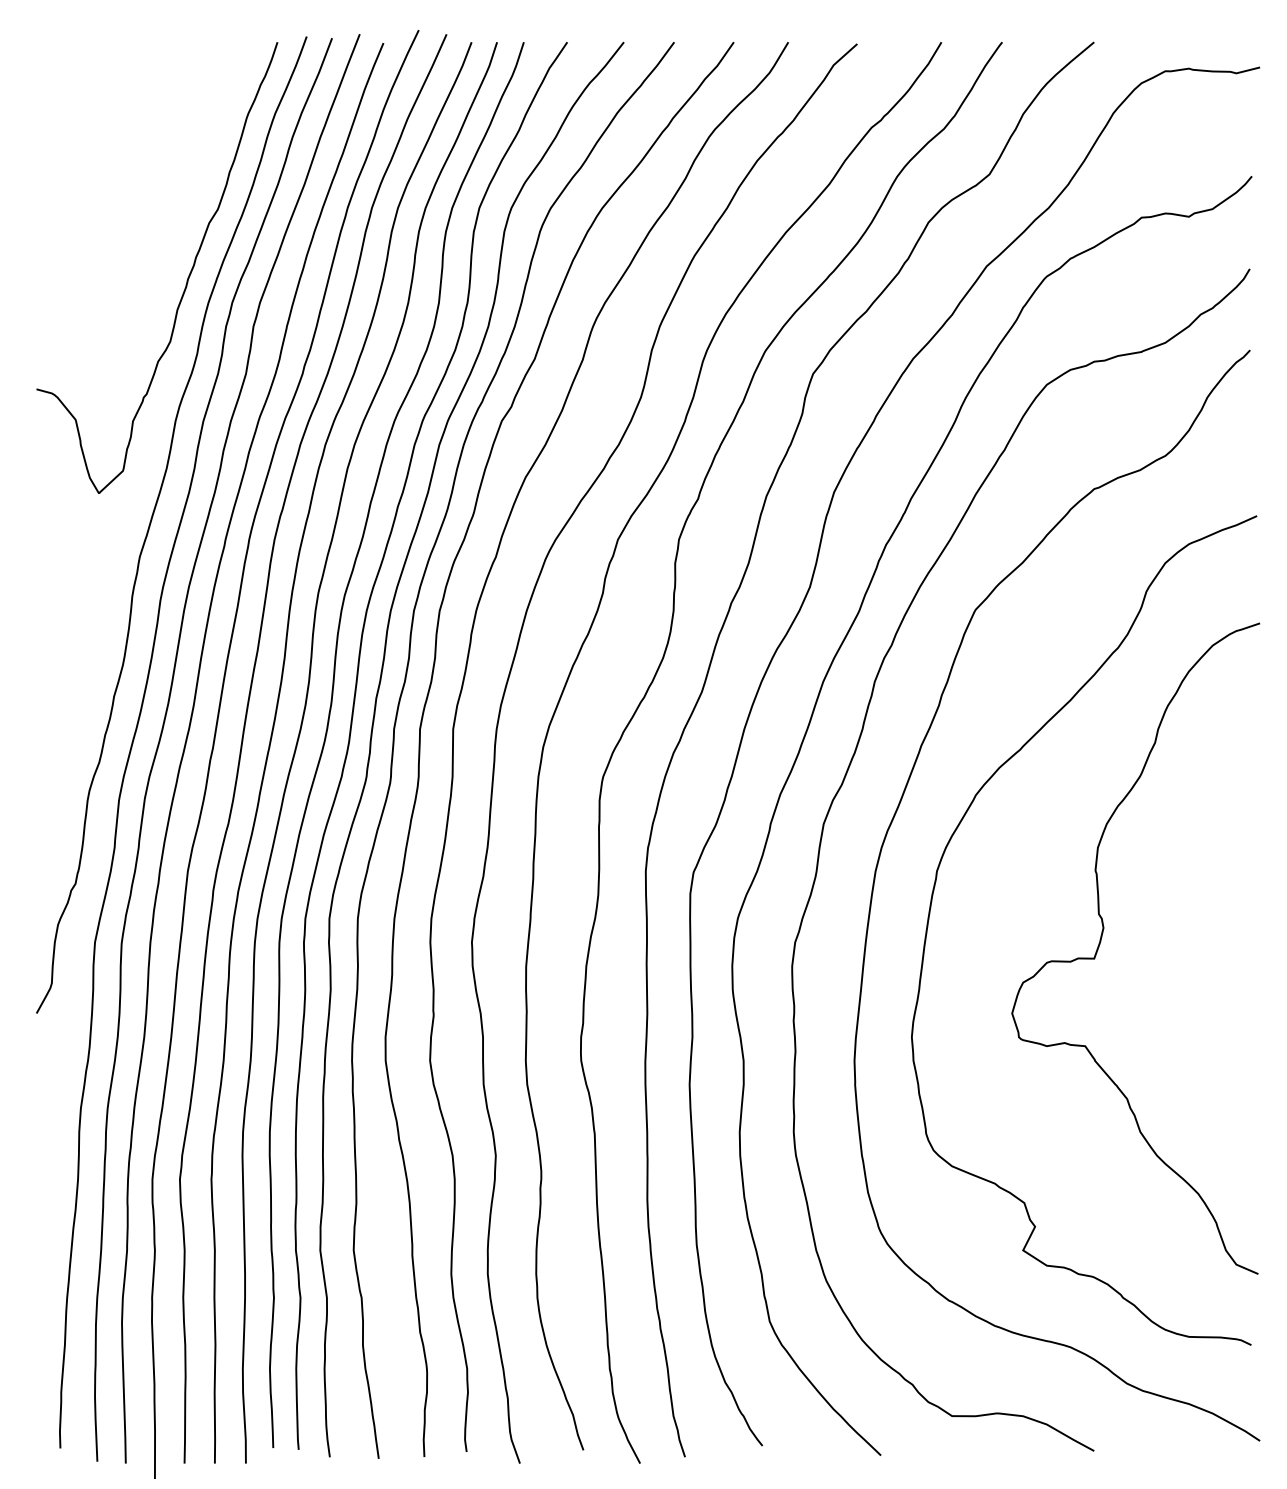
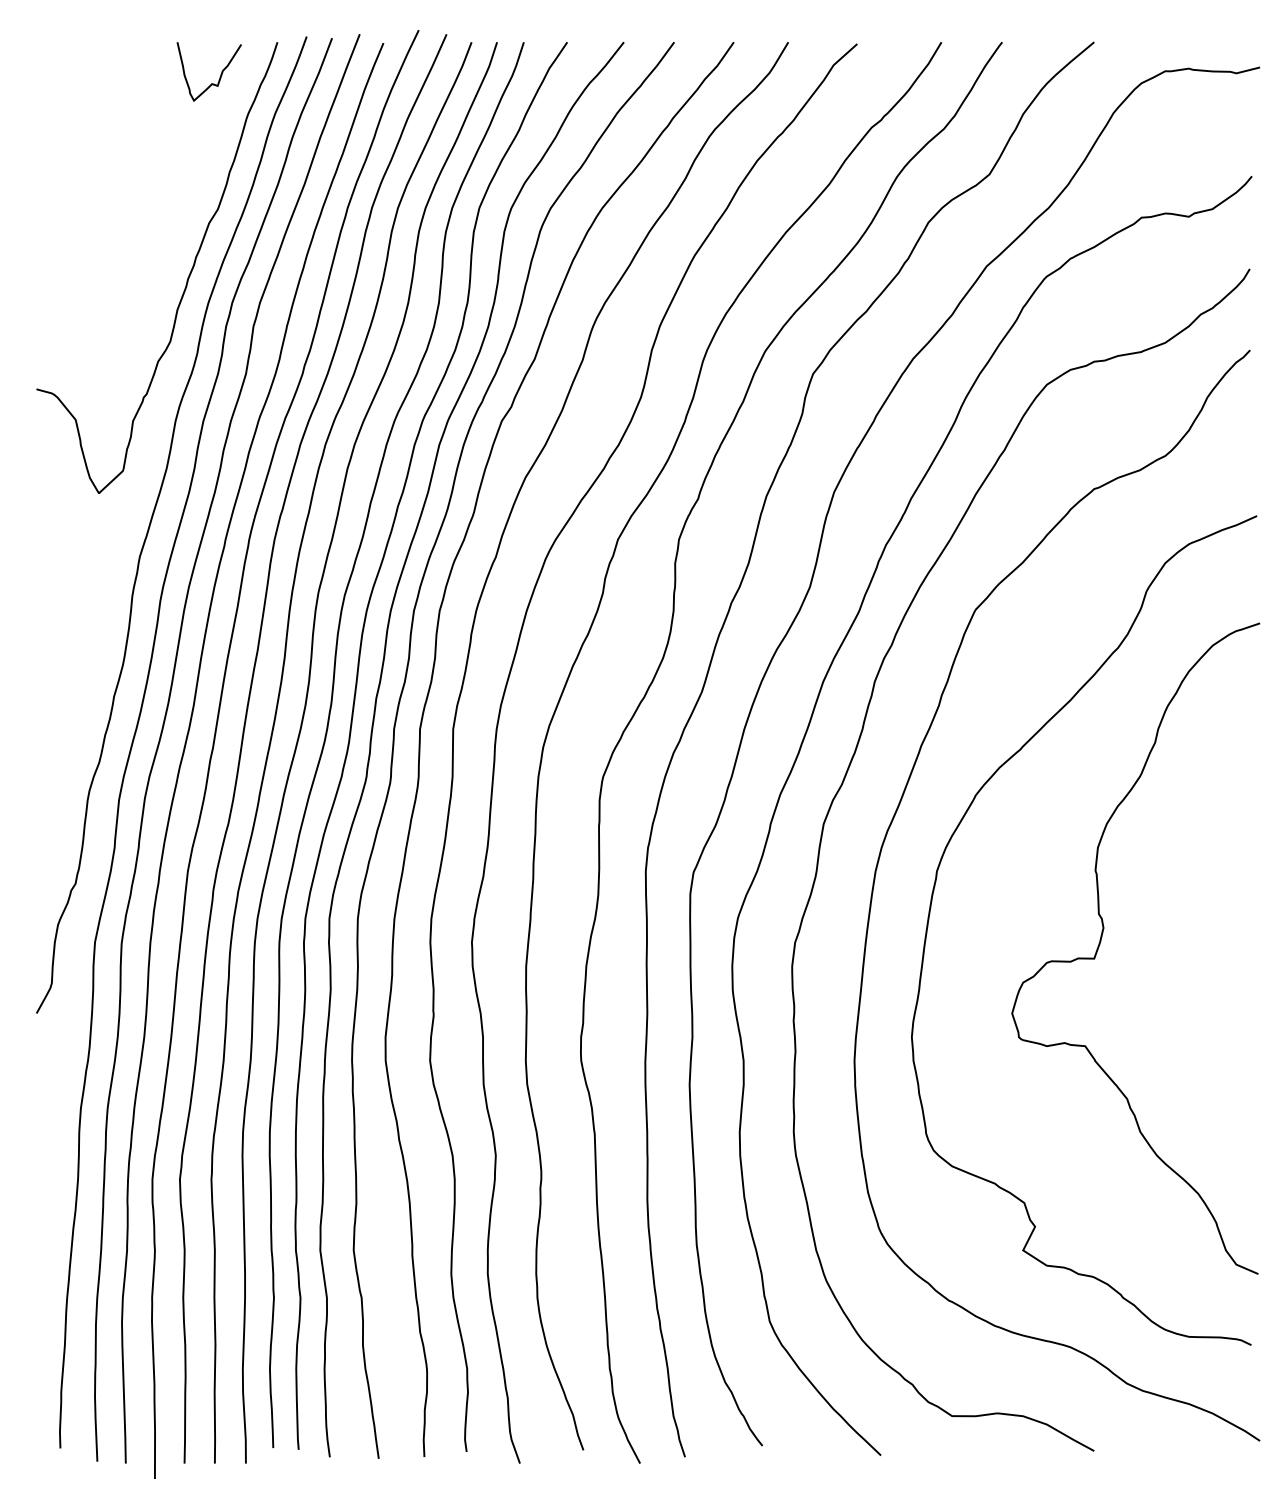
curve: none -> present (220, 74)
